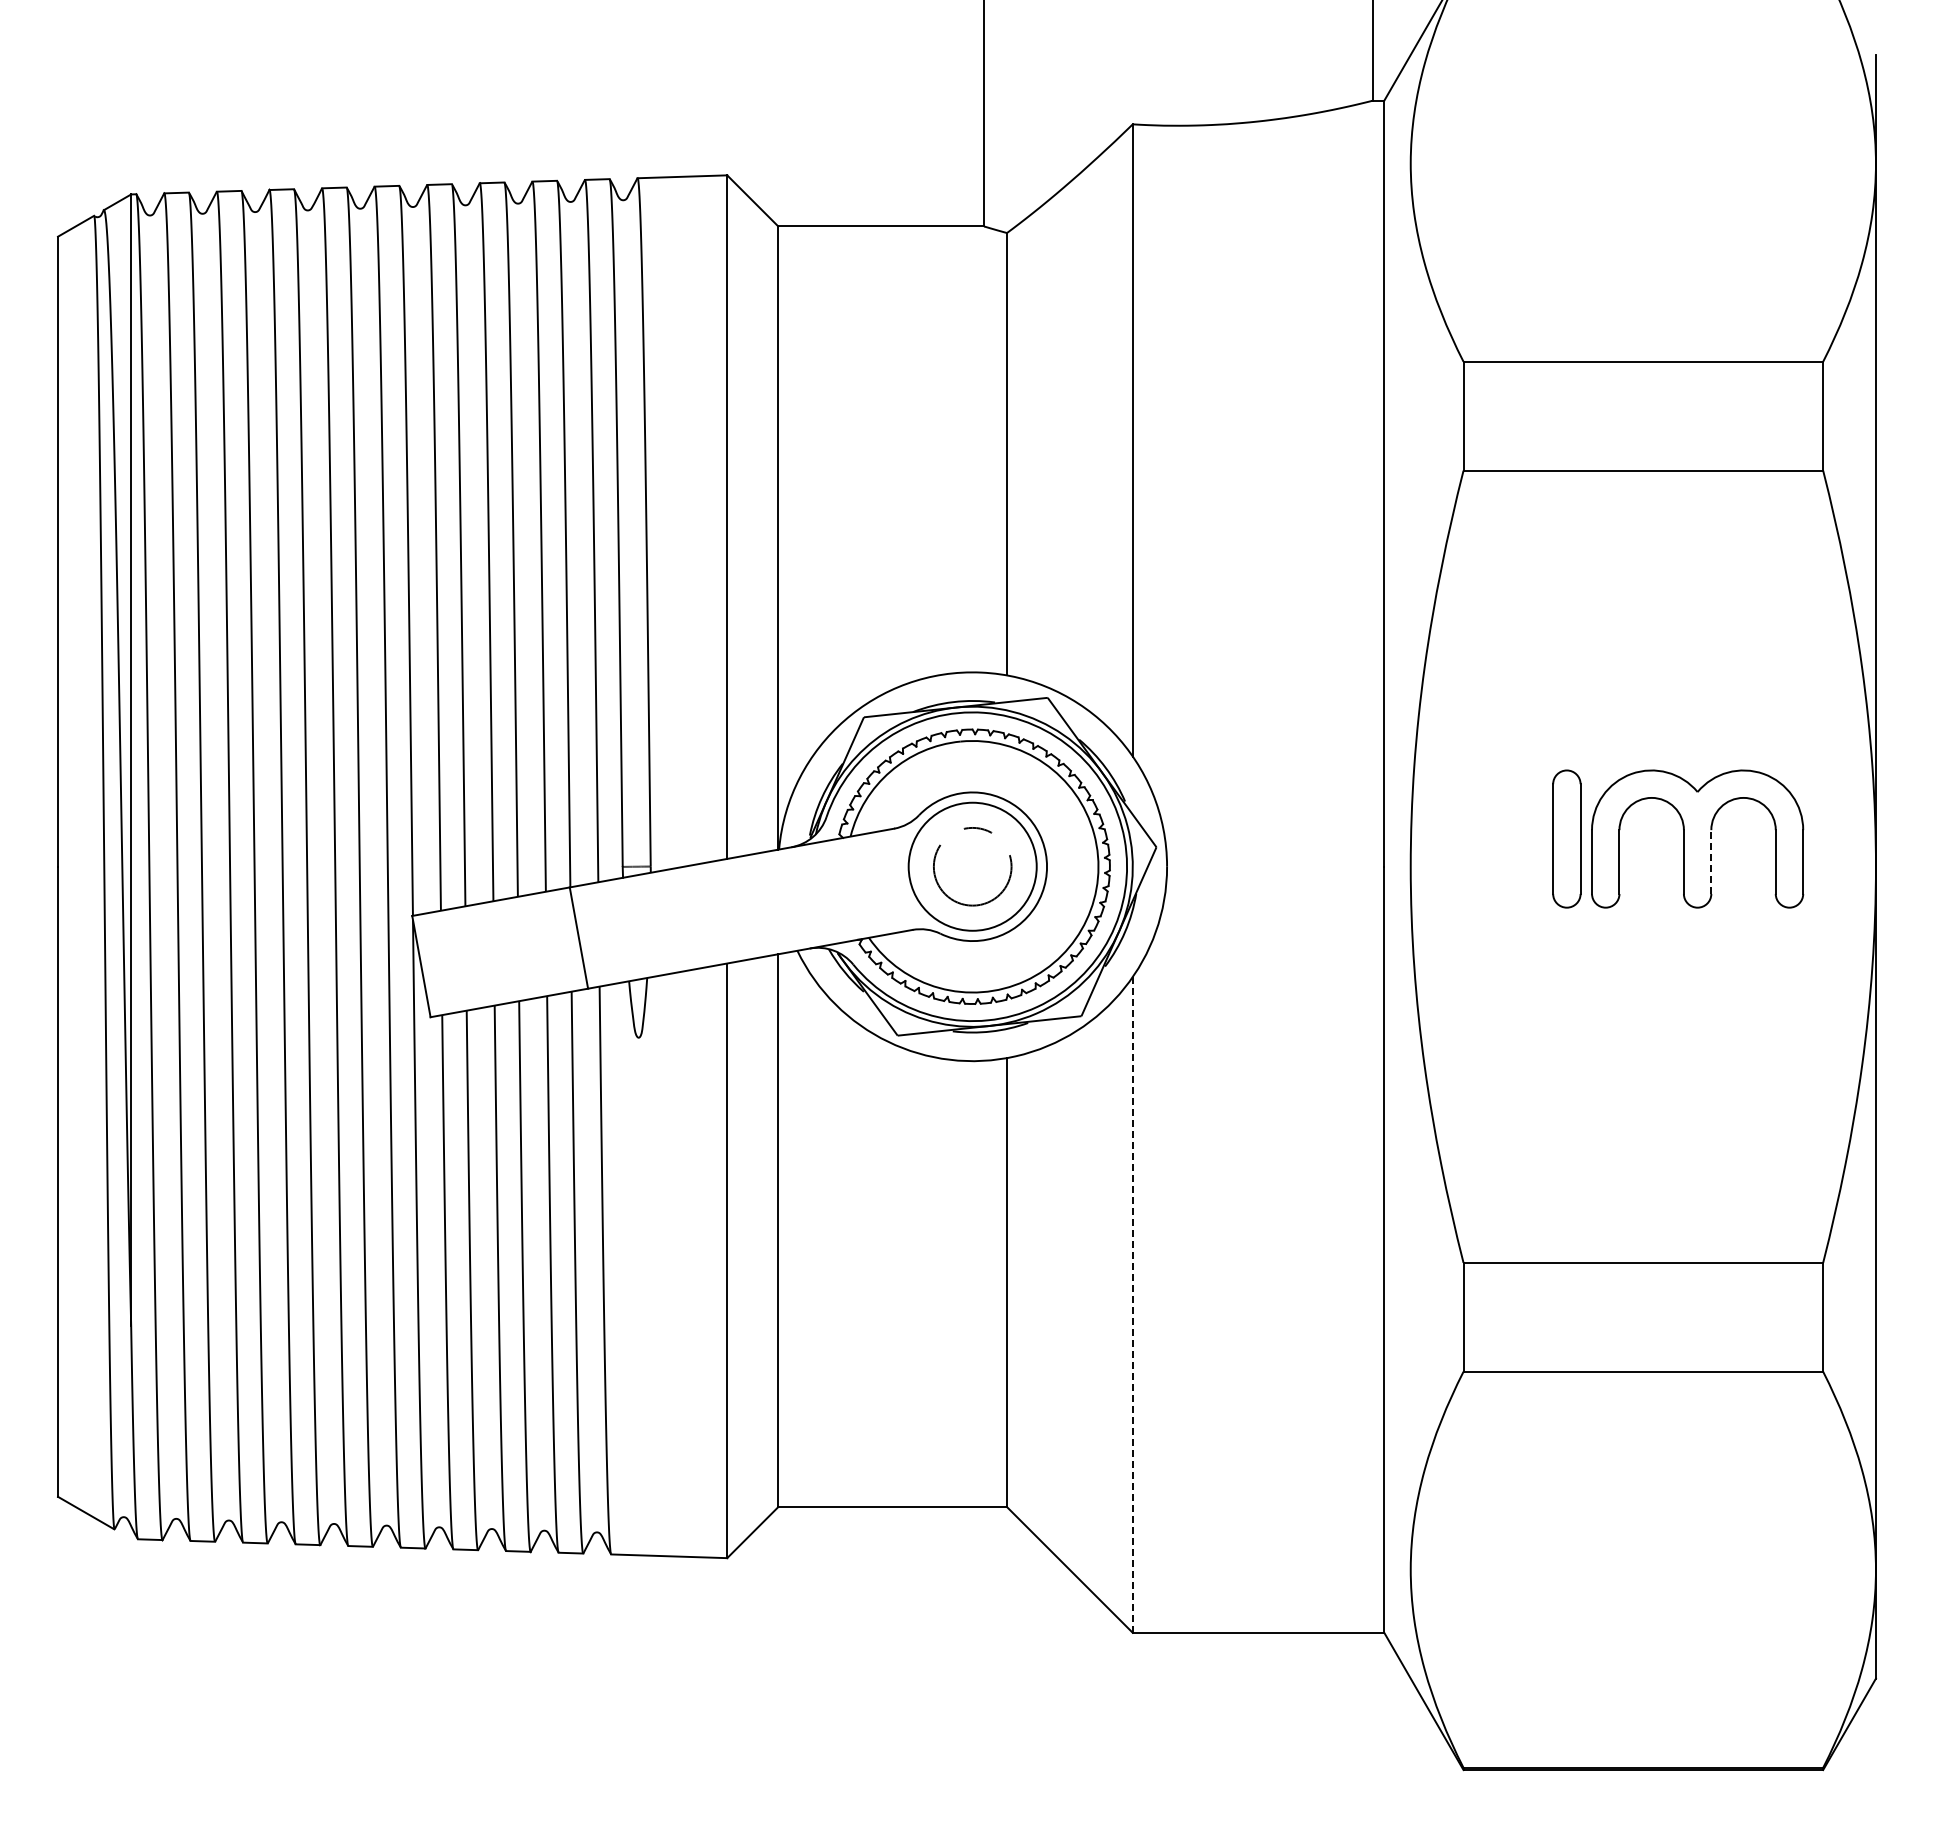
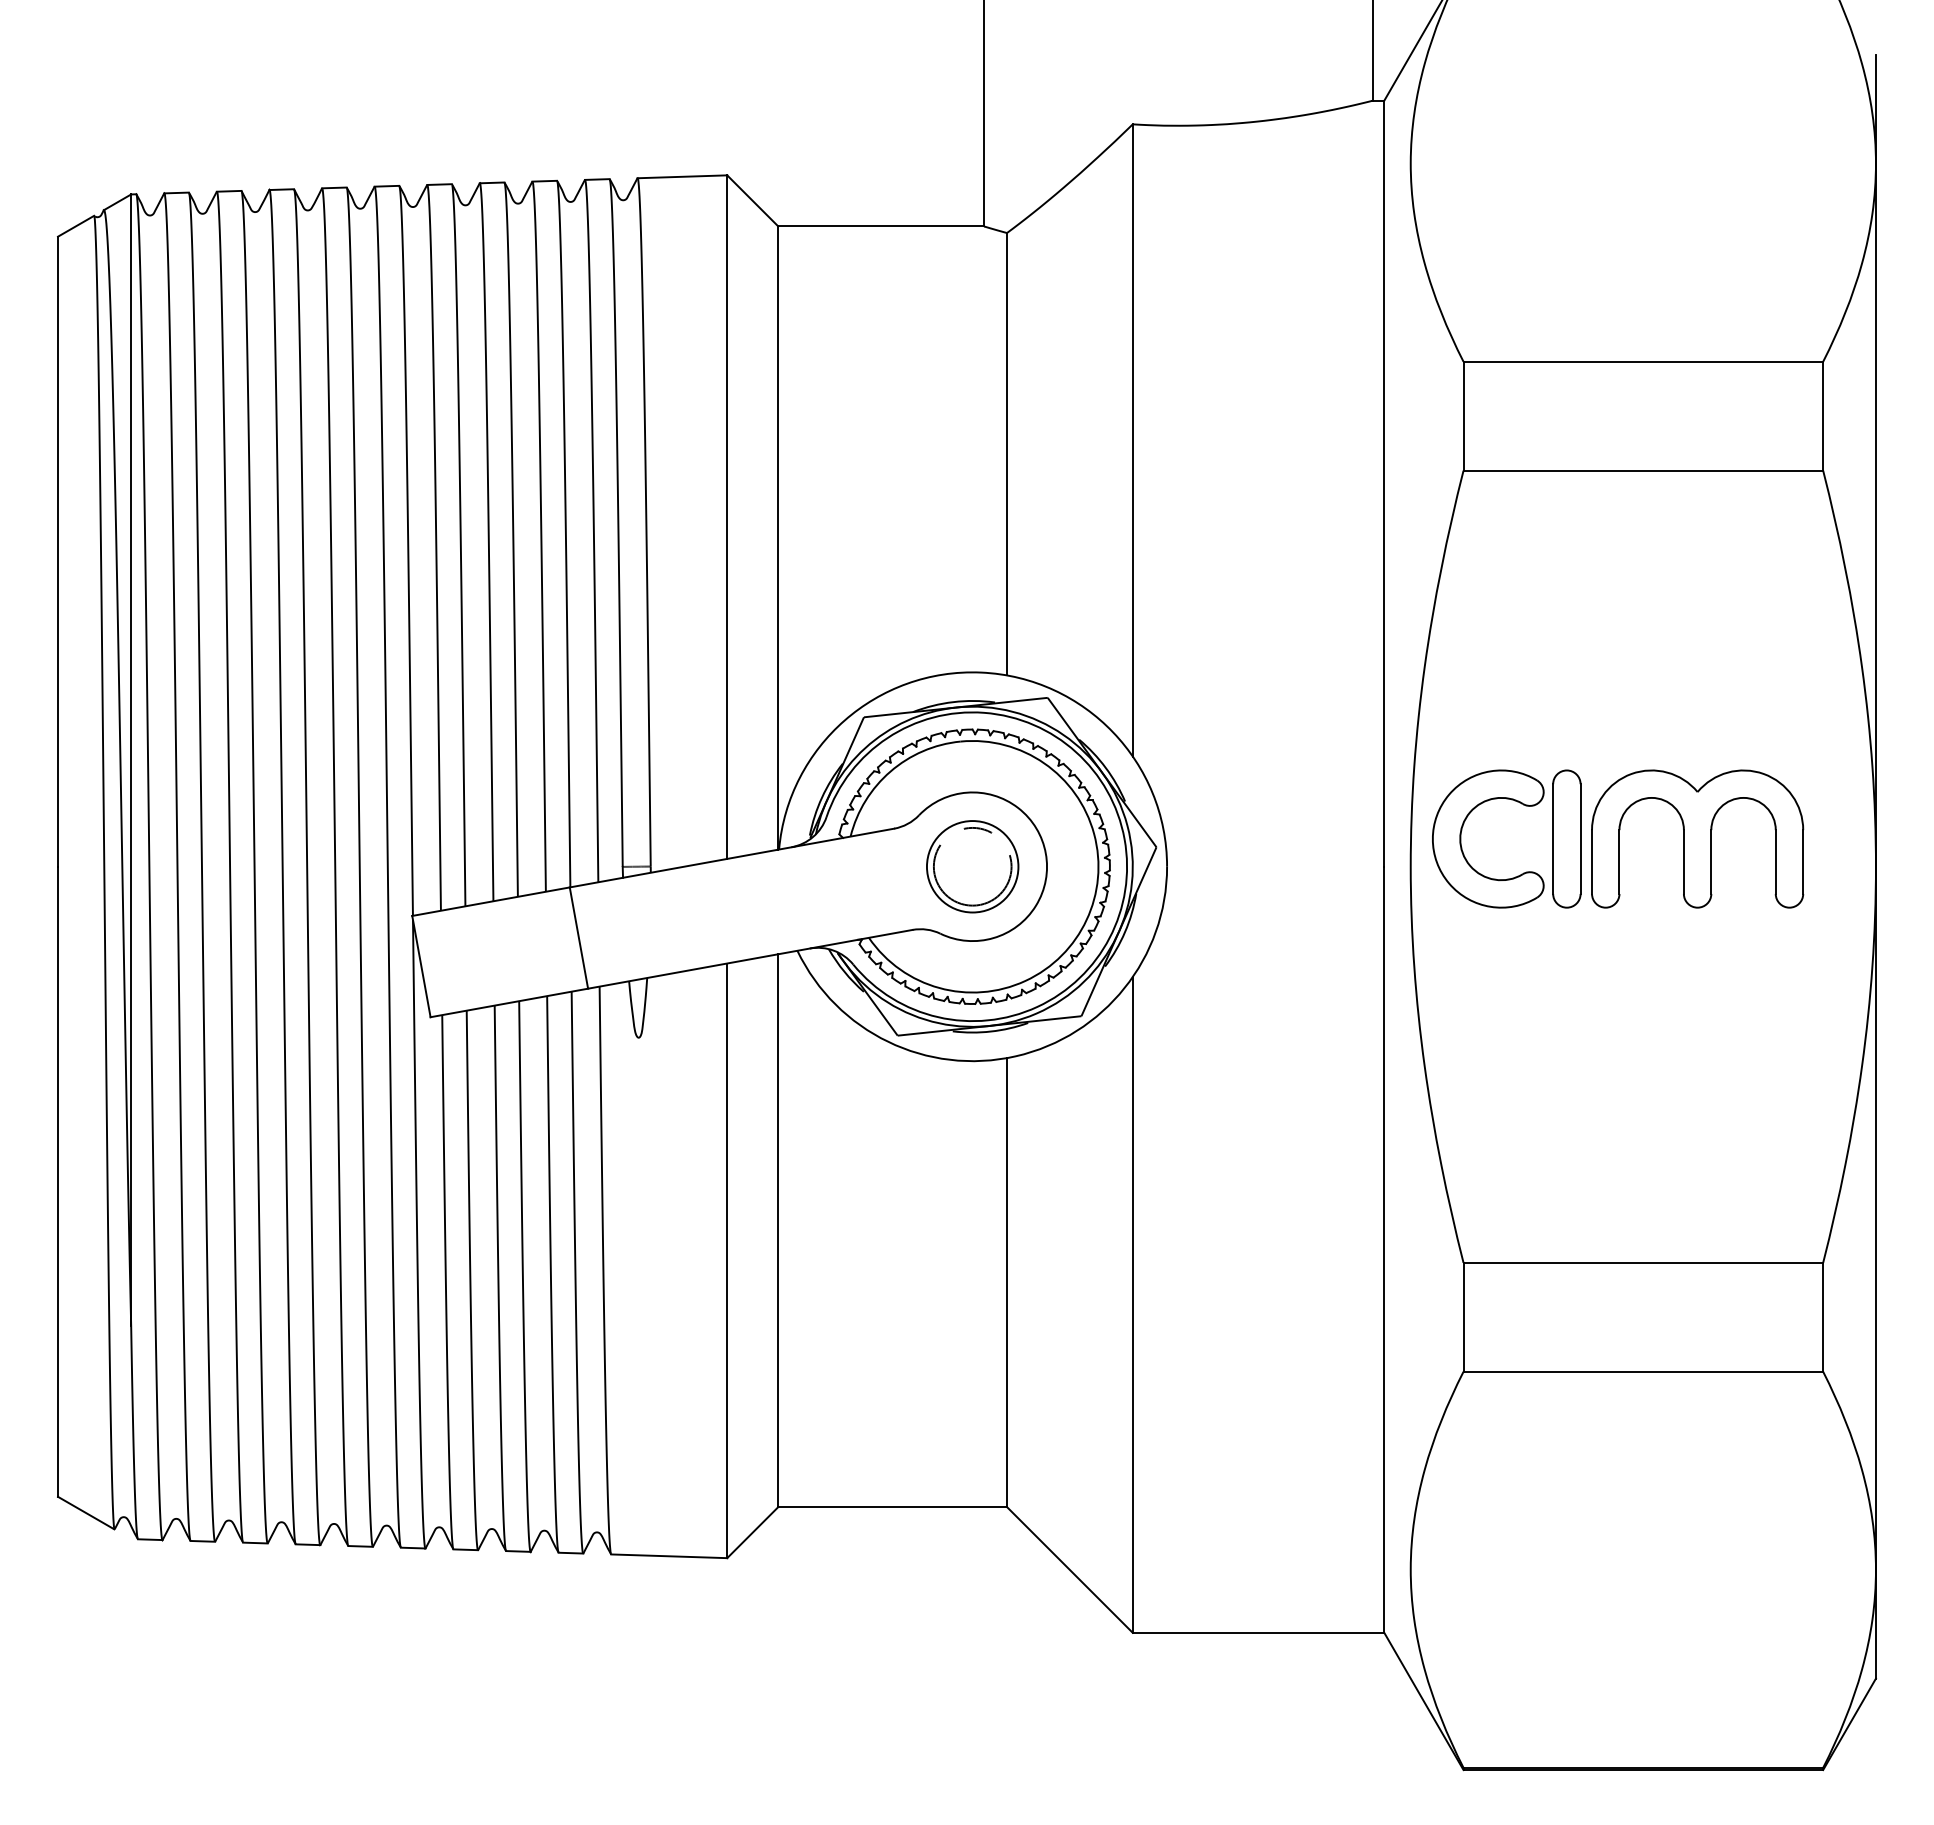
part: none -> present (1461, 838)
line: dashed -> solid (1711, 862)
circle diameter: 128 px -> 91 px (972, 866)
line: dashed -> solid (1132, 1304)
